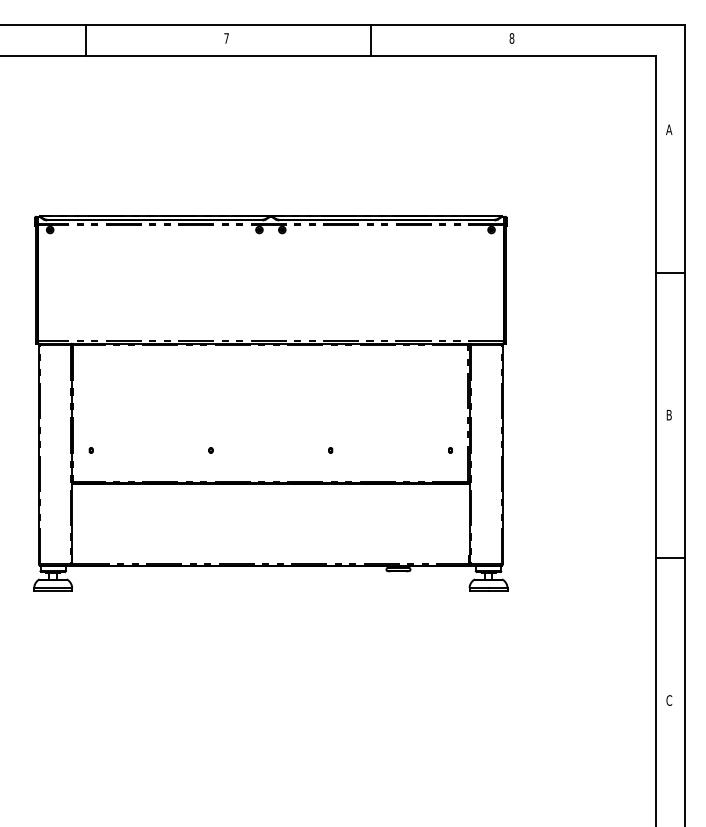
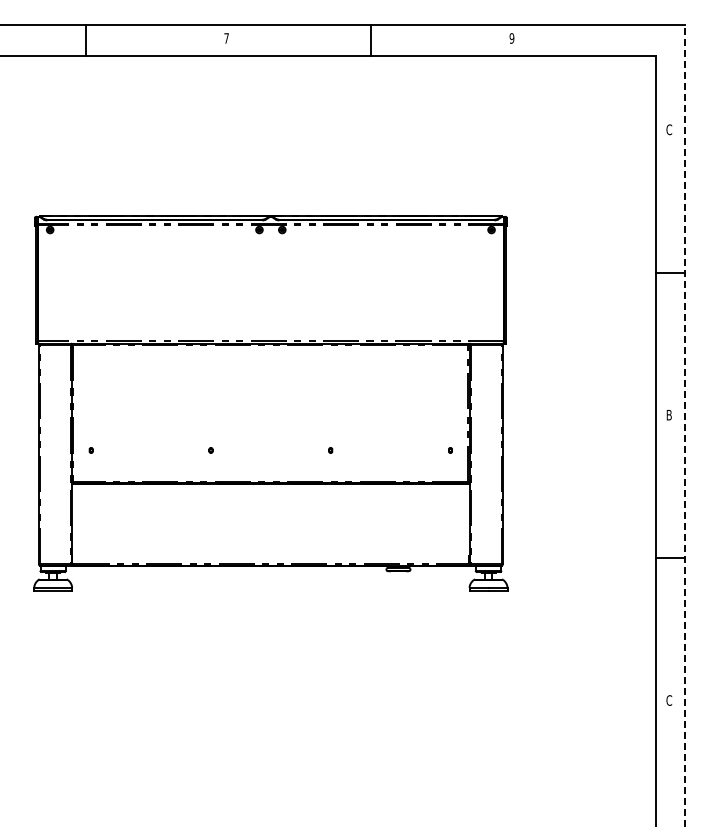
text: 8 -> 9 (511, 38)
text: A -> C (669, 129)
line: solid -> dashed (684, 425)
